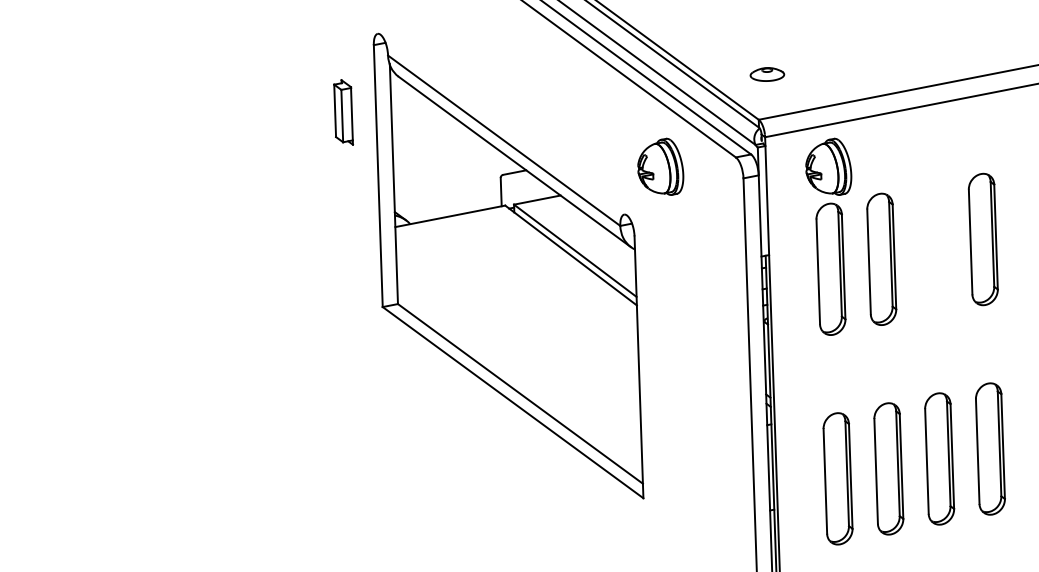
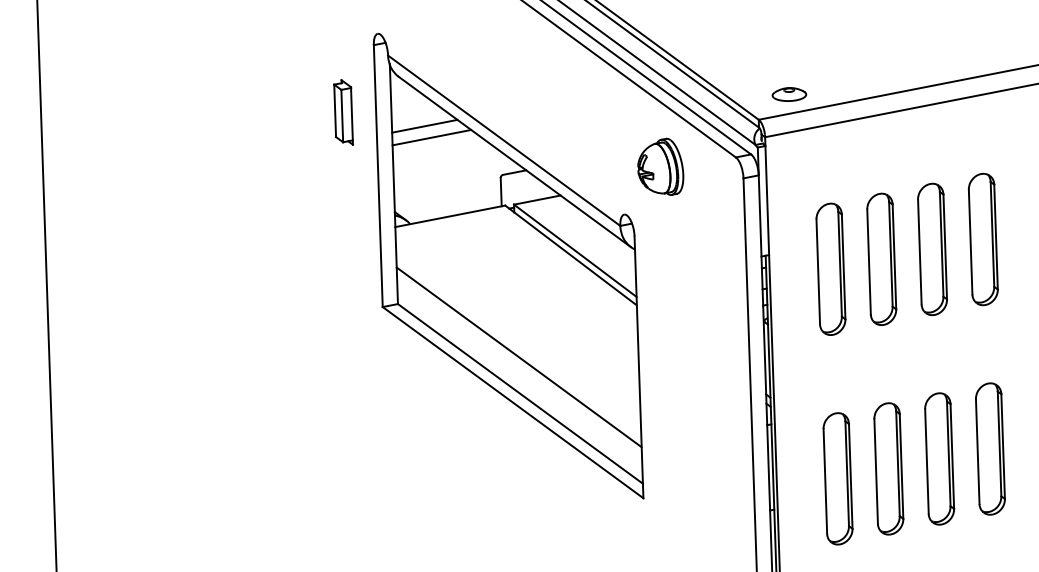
part position: (767, 74) -> (789, 94) (789, 94)
line: none -> present (424, 125)
line: none -> present (431, 137)
part: present -> none (828, 166)
part: none -> present (932, 249)
line: none -> present (46, 285)
line: none -> present (518, 357)
